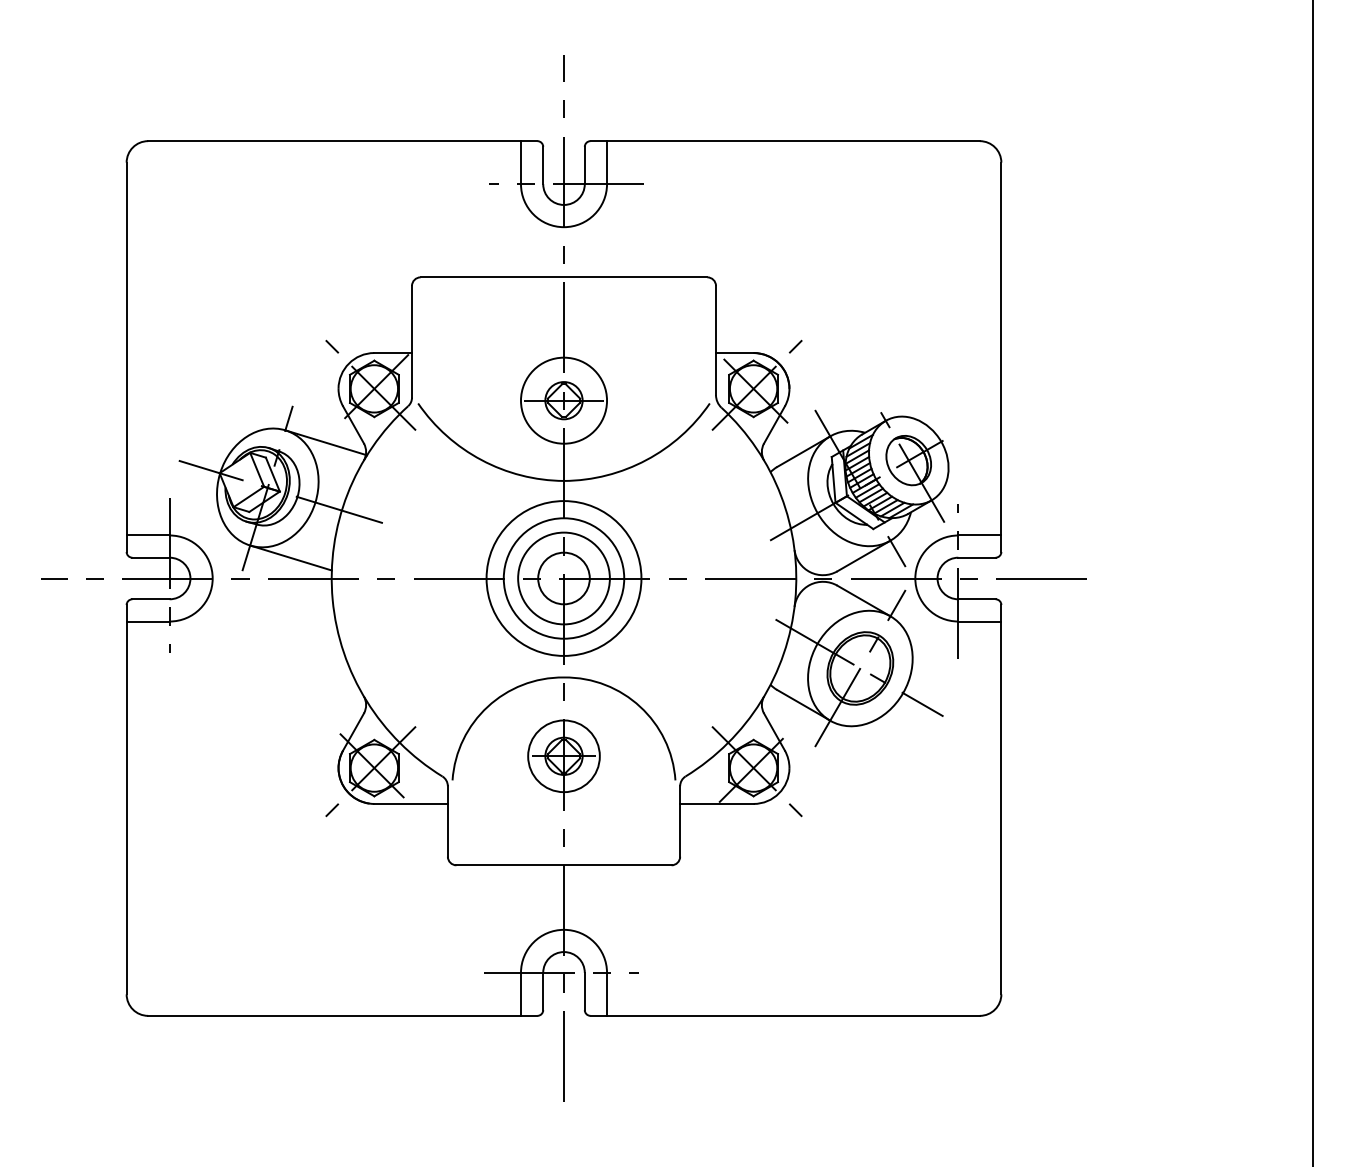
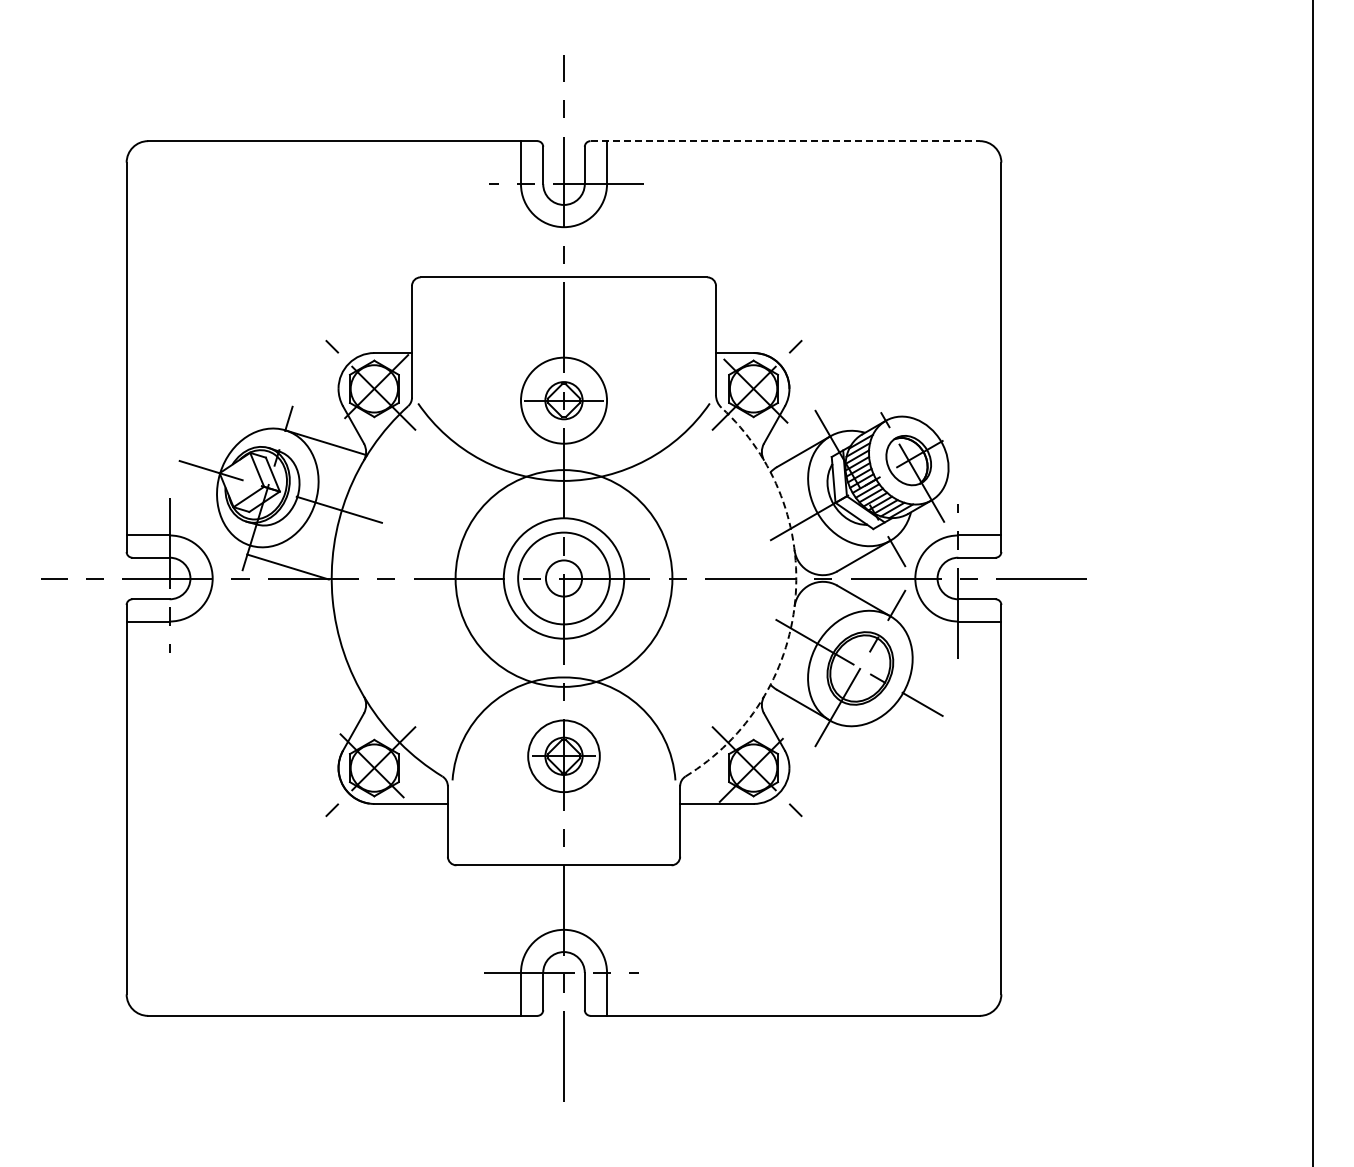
line: solid -> dashed (785, 141)
line position: (290, 557) -> (287, 566) (287, 566)
circle diameter: 155 px -> 217 px (563, 578)
circle diameter: 52 px -> 36 px (563, 578)
arc: solid -> dashed (795, 601)
